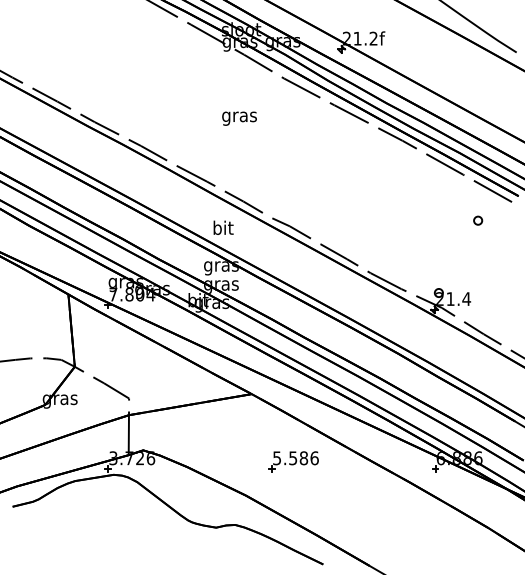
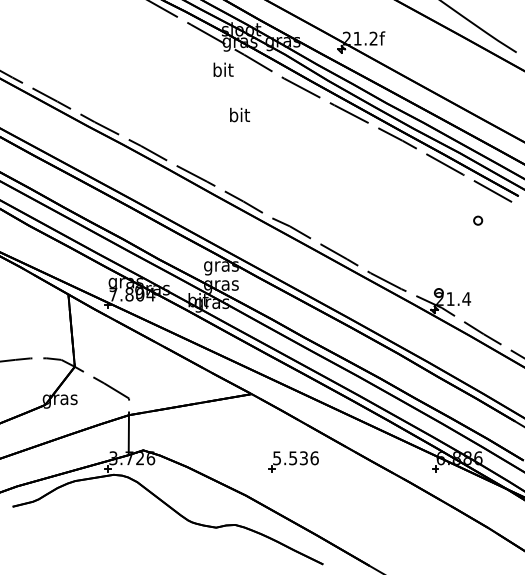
text: gras -> bit (239, 116)
text position: (223, 227) -> (223, 69) (223, 69)
text: 5.586 -> 5.536 (303, 458)
